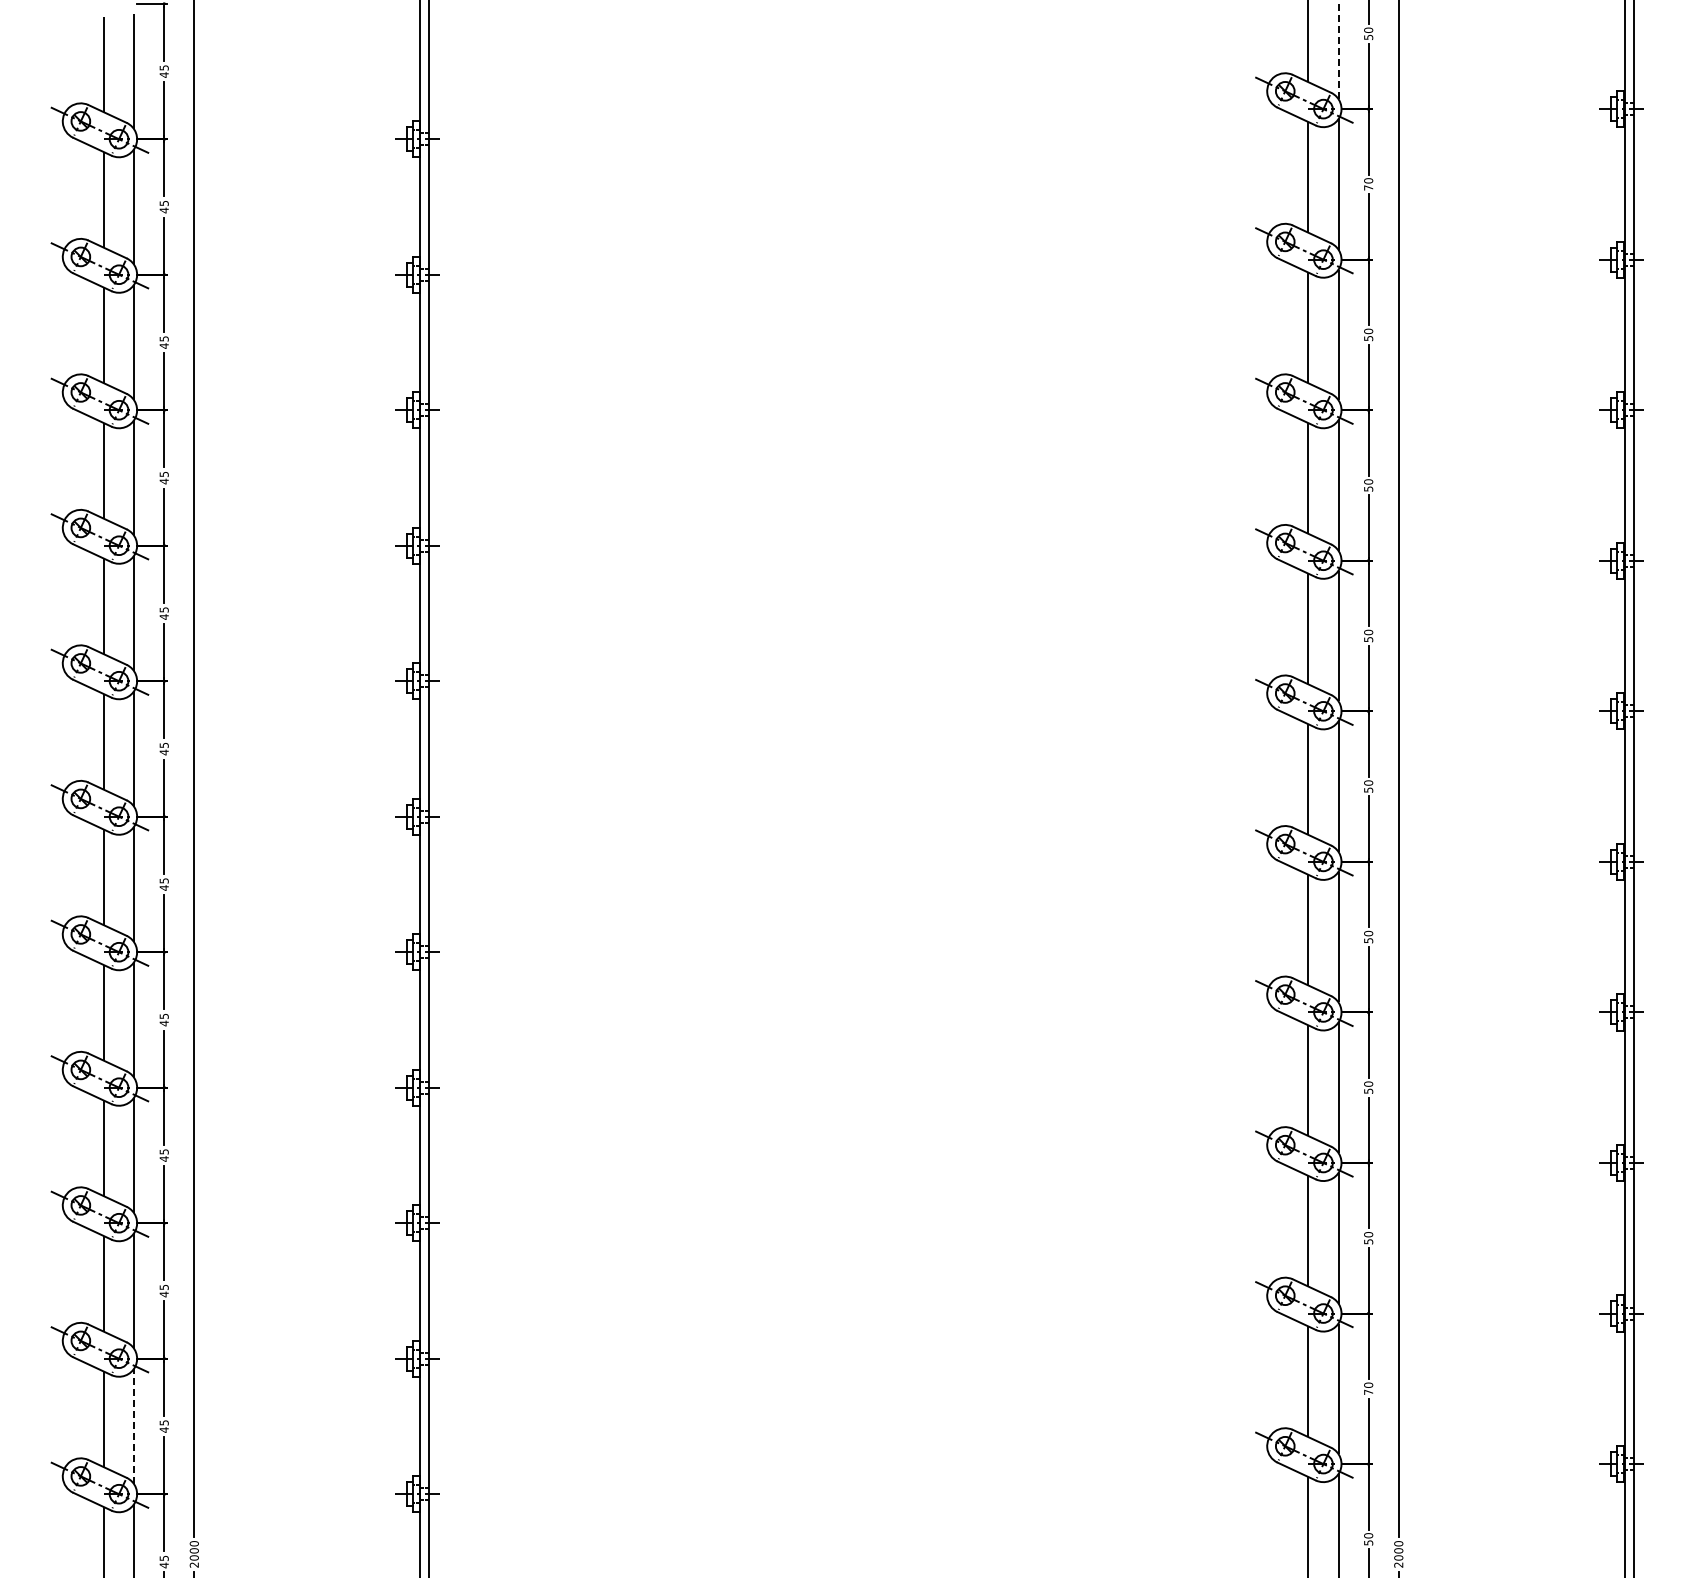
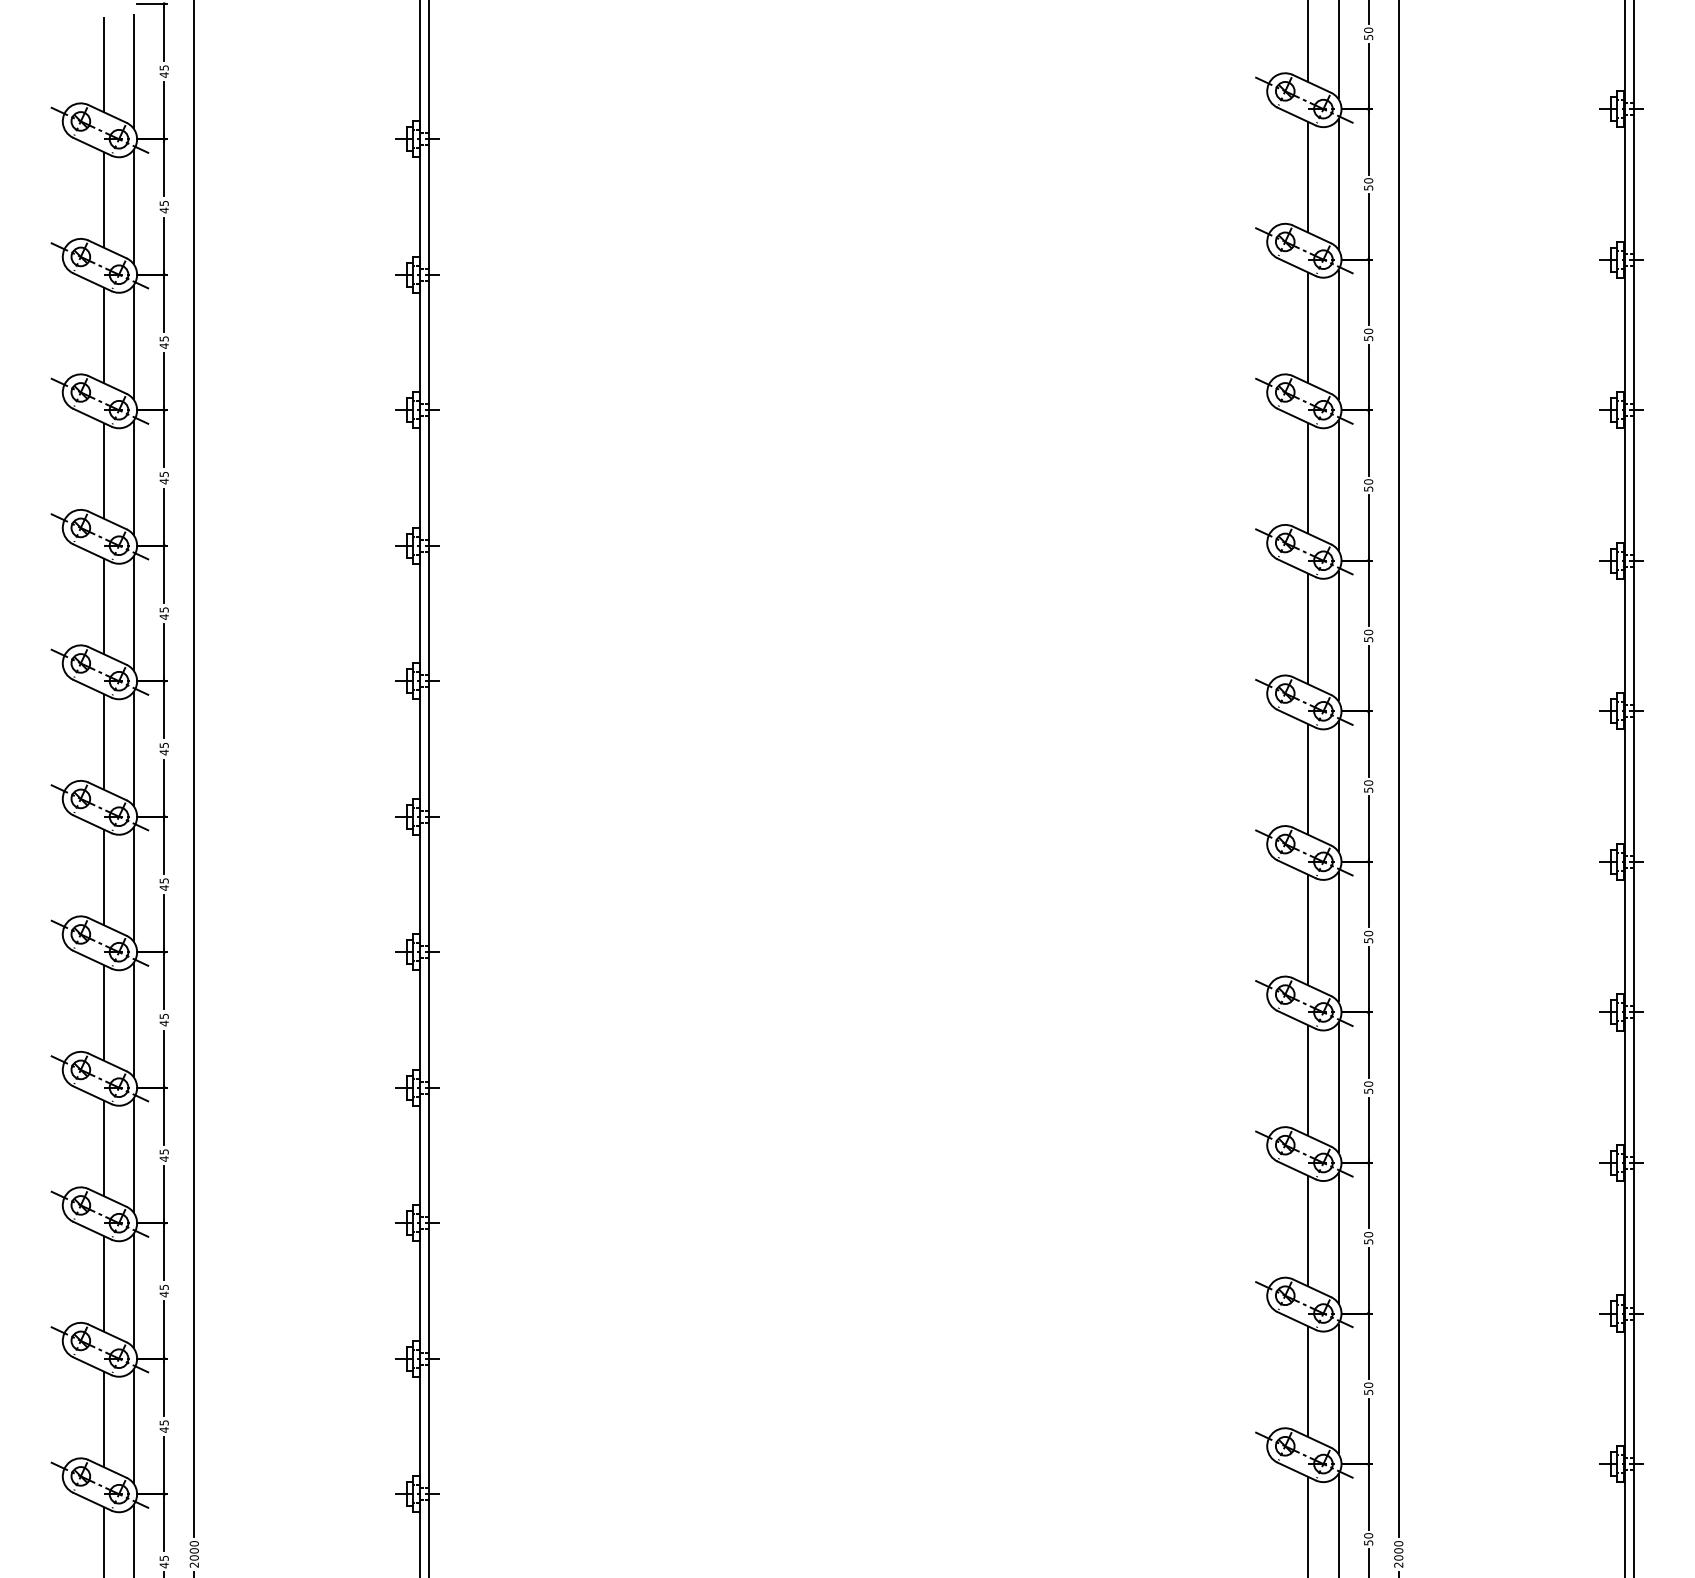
line: dashed -> solid (1338, 49)
text: 70 -> 50 (1368, 187)
text: 70 -> 50 (1368, 1391)
line: dashed -> solid (134, 1426)
